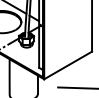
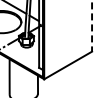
line: solid -> dashed (92, 26)
line: present -> none (76, 87)
